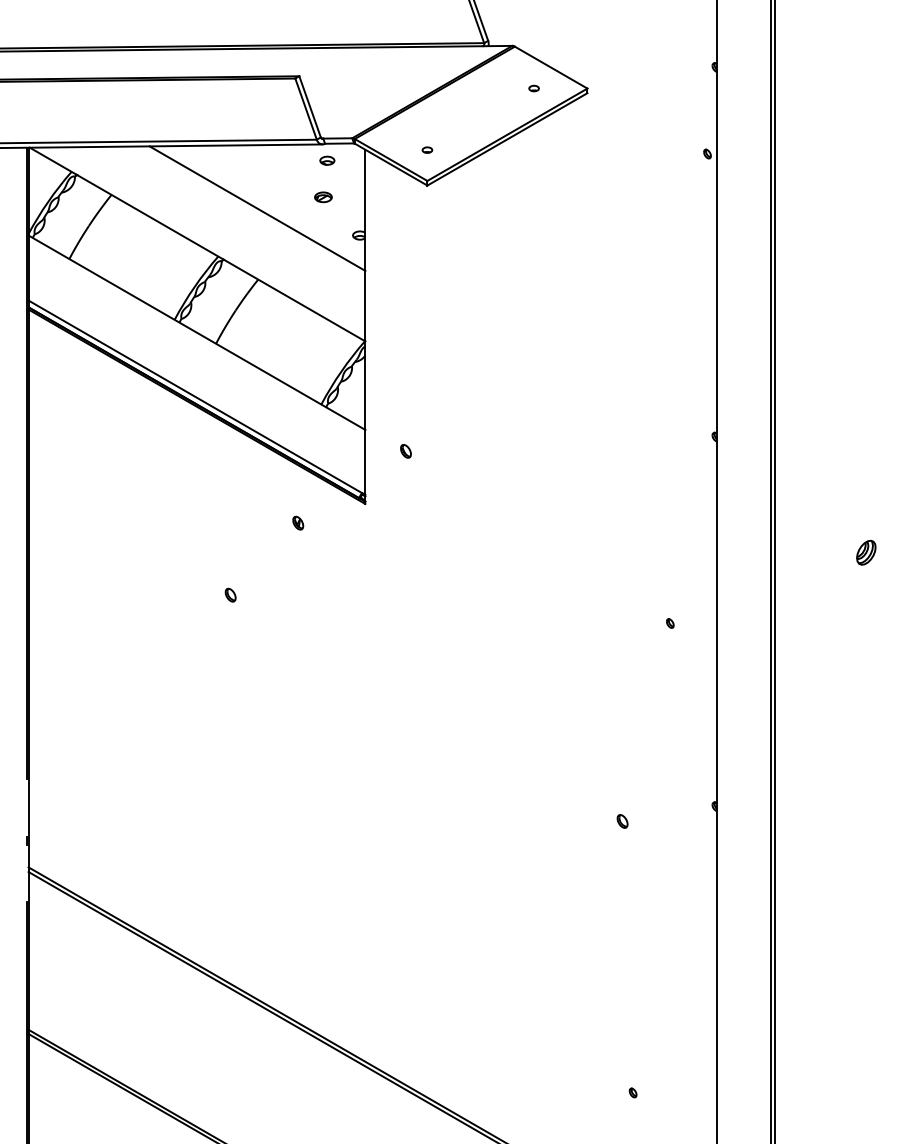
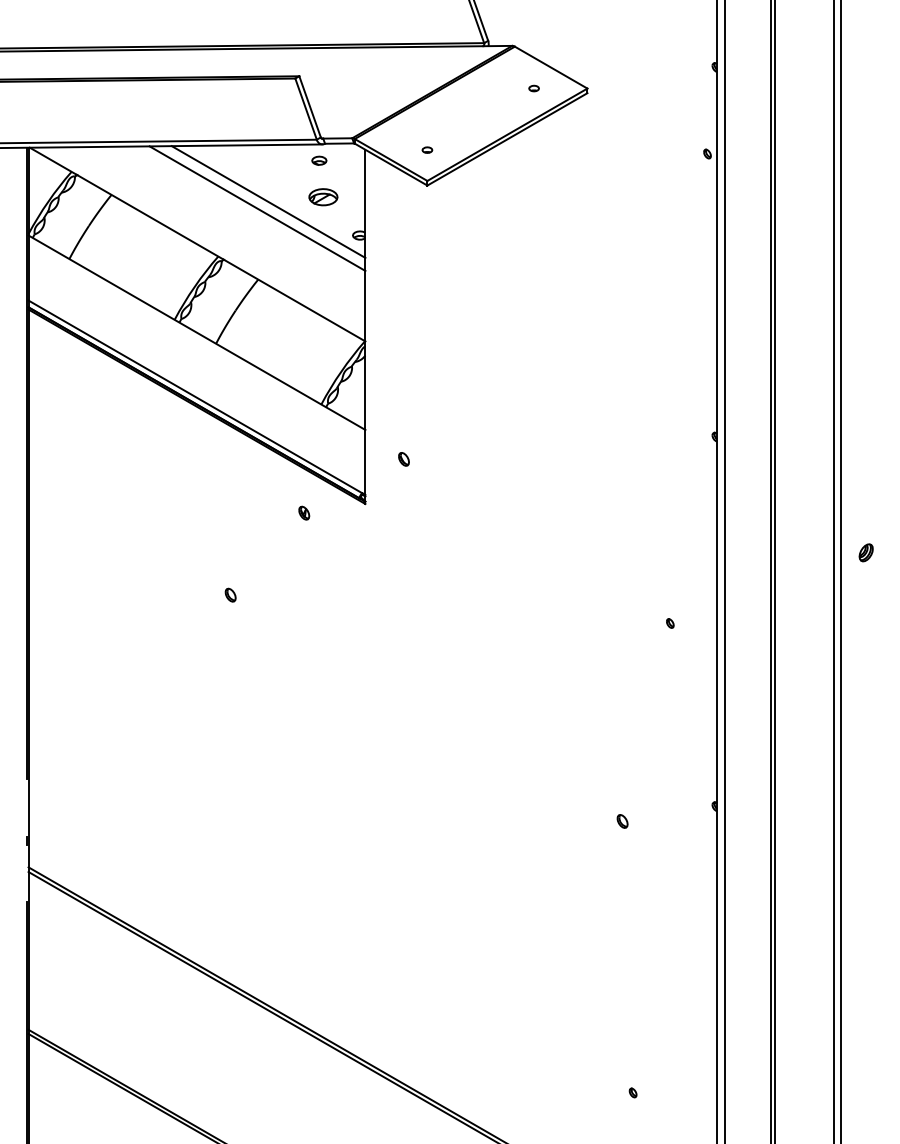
part position: (327, 160) -> (319, 160) (319, 160)
part size: 19x13 px -> 31x19 px (323, 197)
line: none -> present (268, 201)
part position: (405, 451) -> (403, 459) (403, 459)
part position: (298, 522) -> (304, 512) (304, 512)
part size: 21x27 px -> 16x20 px (865, 552)
line: none -> present (725, 571)
line: none -> present (834, 571)
line: none -> present (841, 571)
